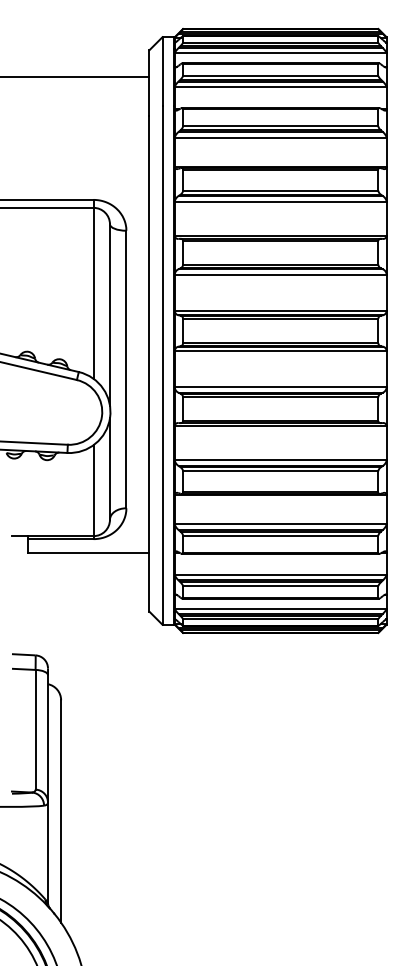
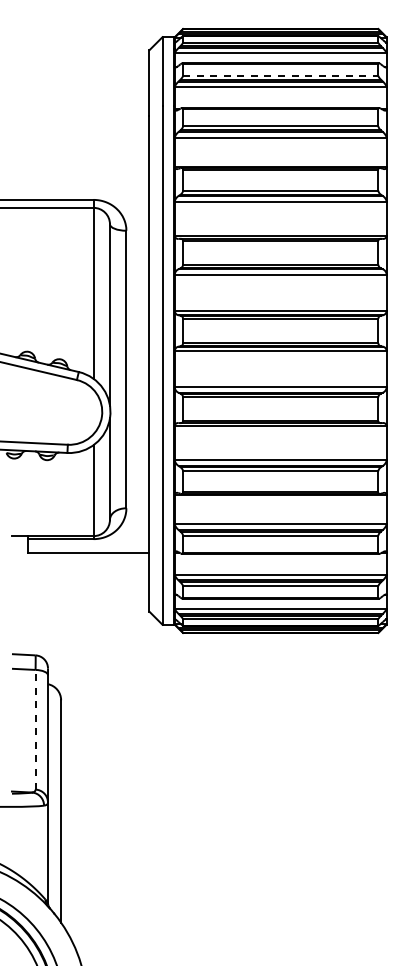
line: solid -> dashed (280, 75)
line: present -> none (75, 76)
line: solid -> dashed (35, 729)
